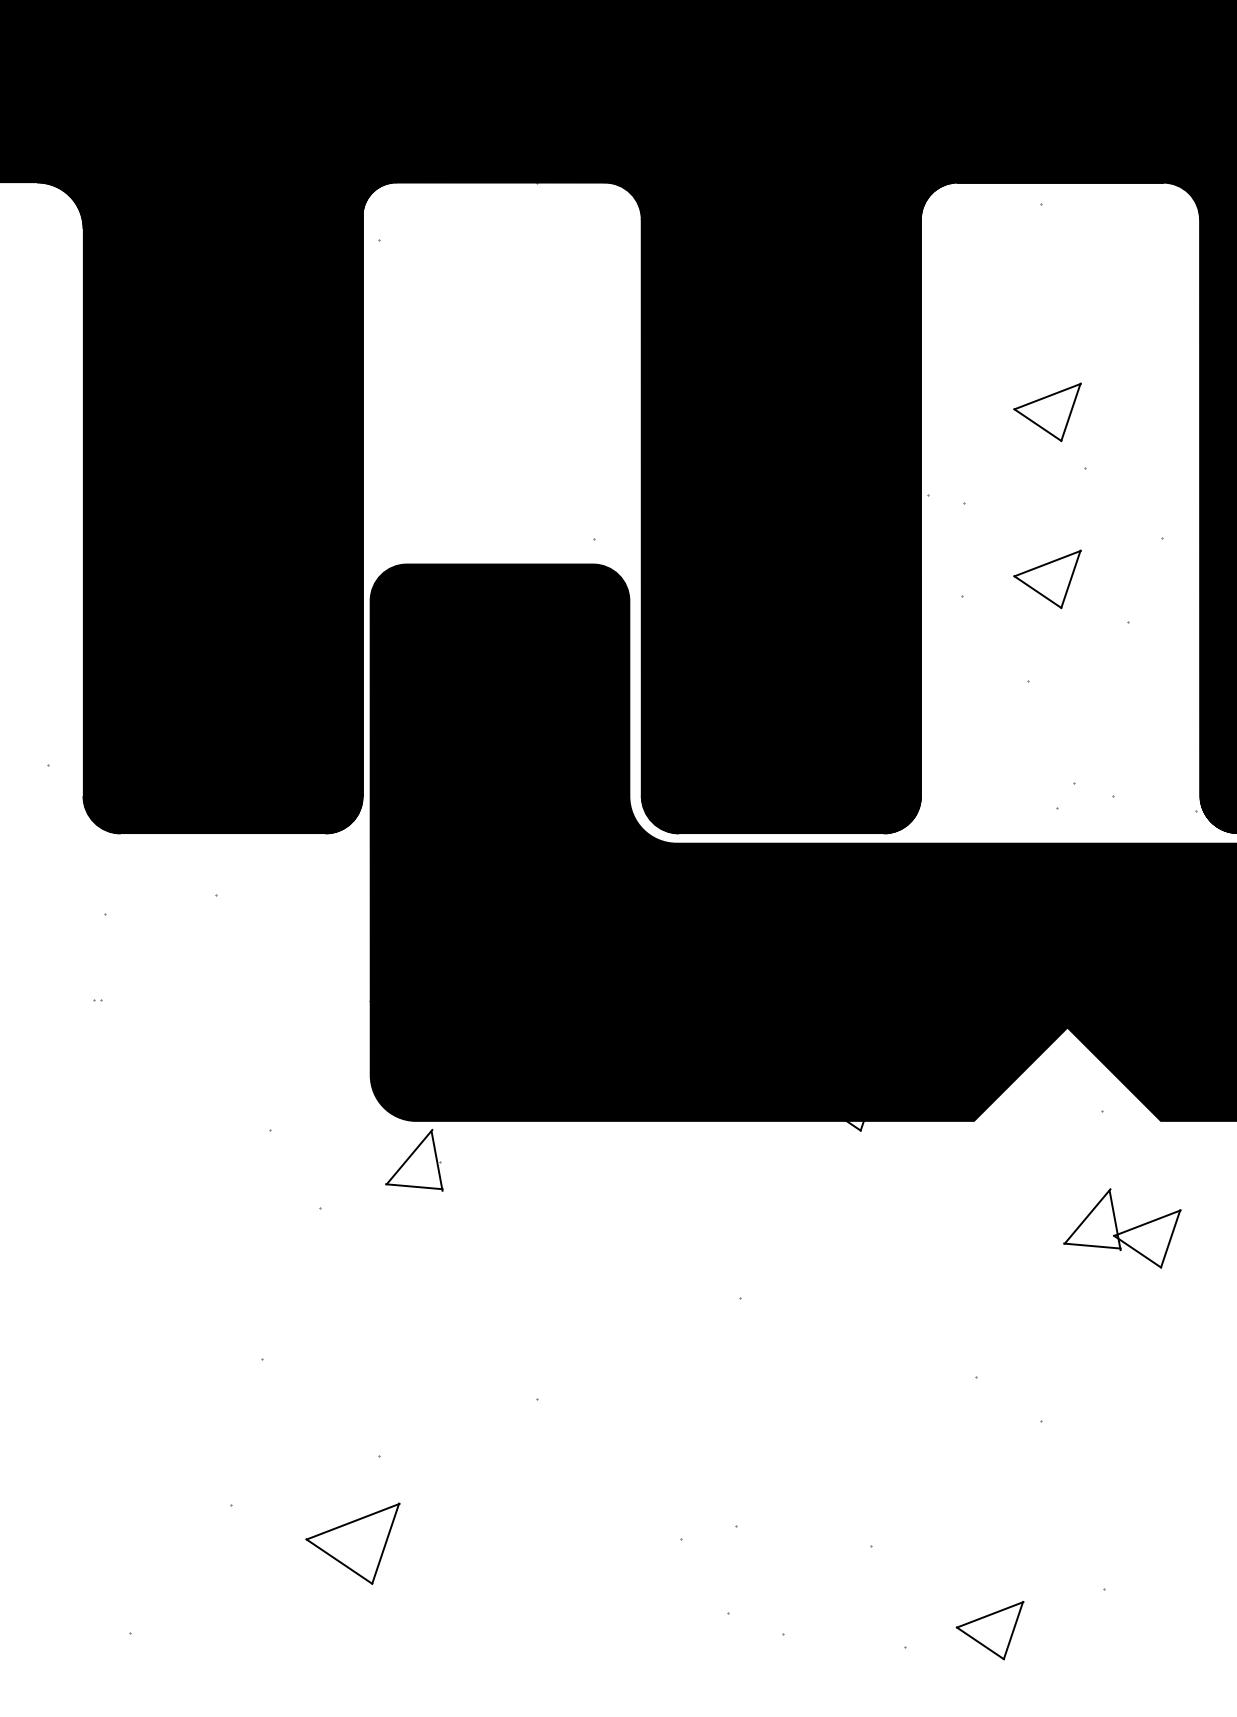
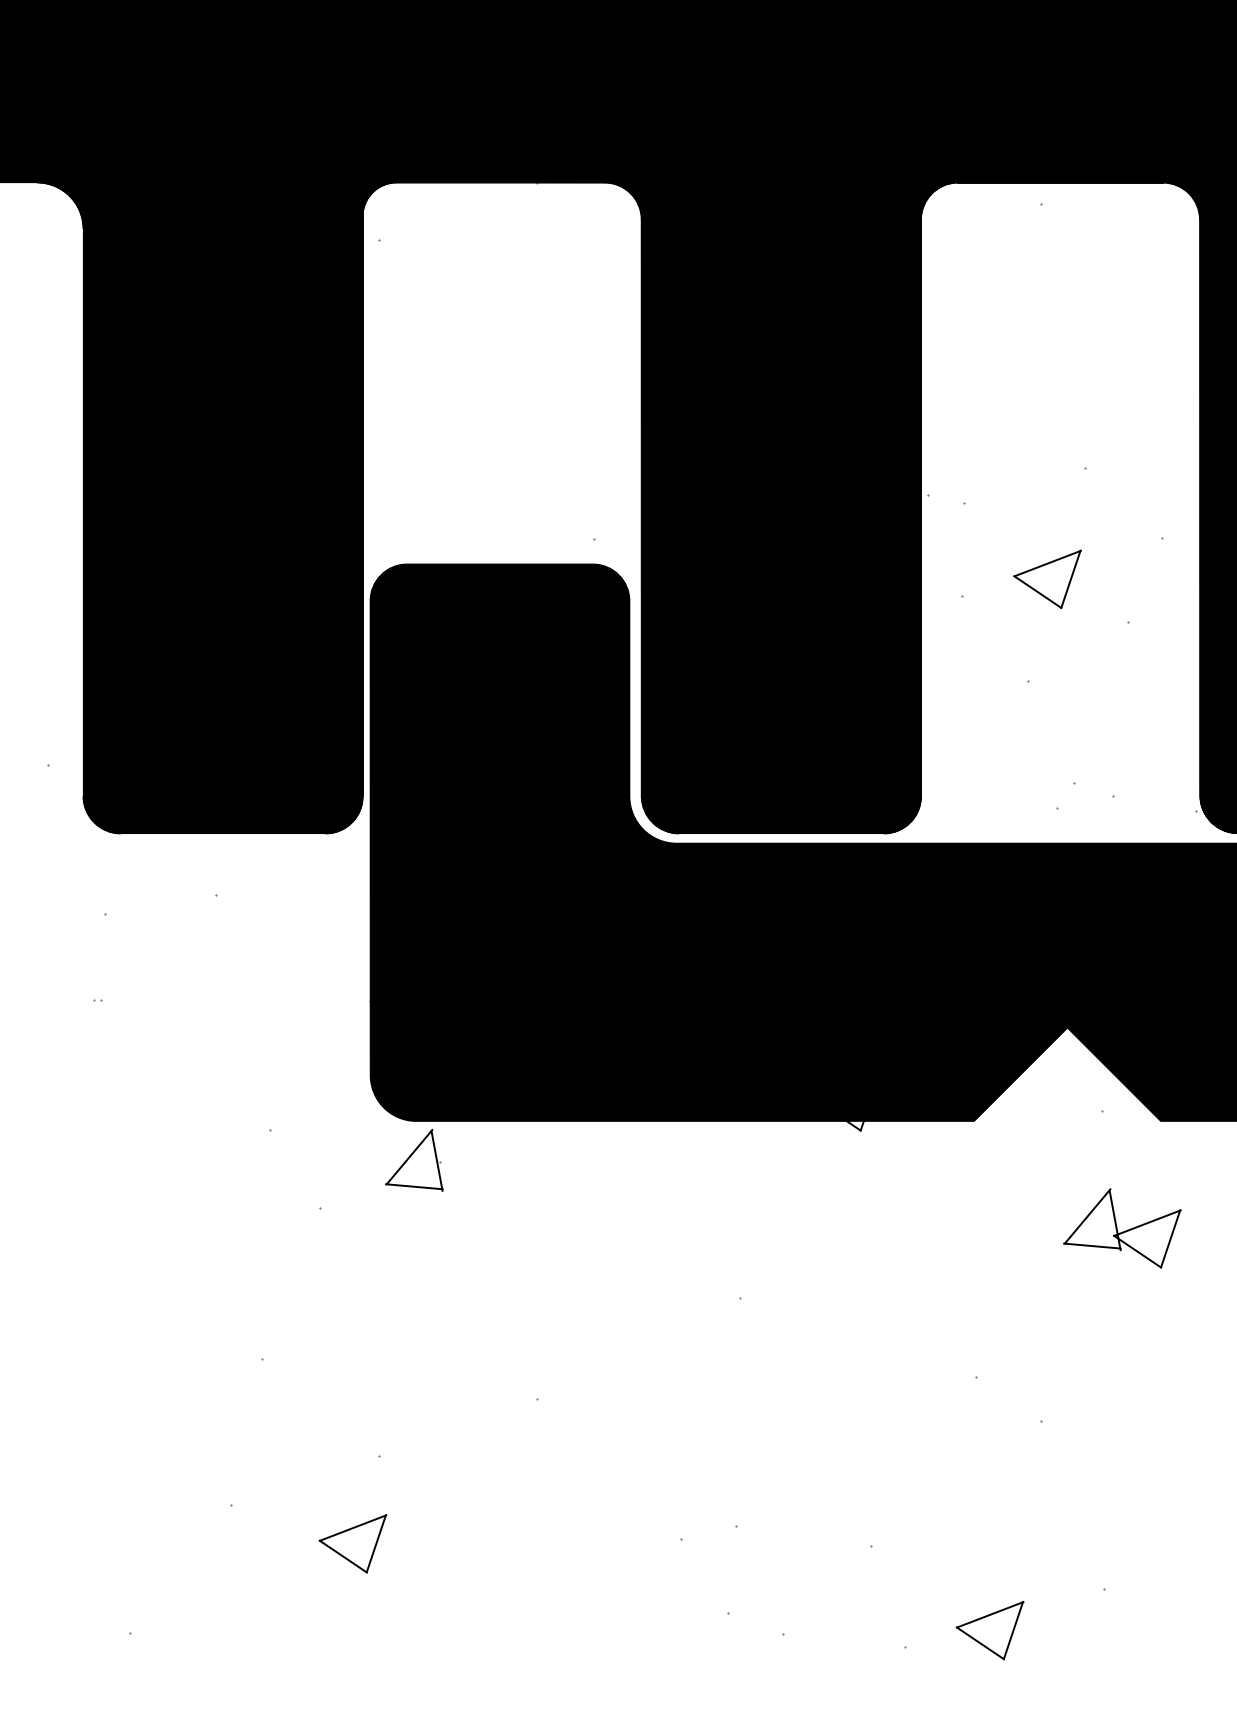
part: present -> none (1047, 411)
part size: 96x83 px -> 70x60 px (352, 1543)
